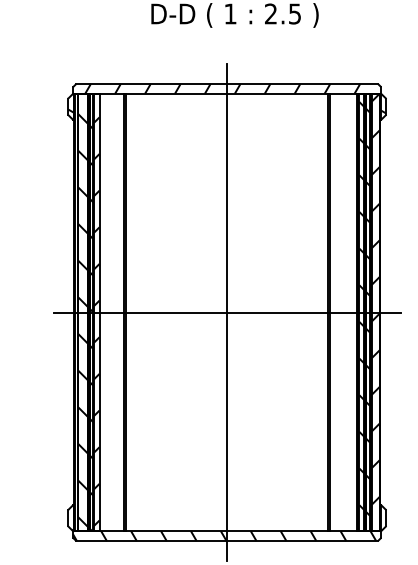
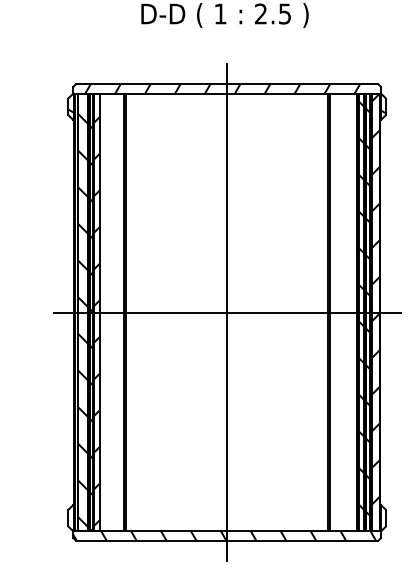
text position: (234, 15) -> (224, 15) (224, 15)
